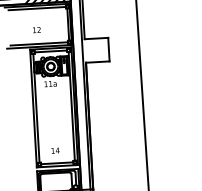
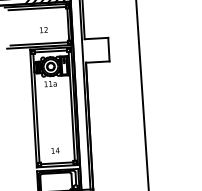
text position: (36, 30) -> (43, 30) (43, 30)
